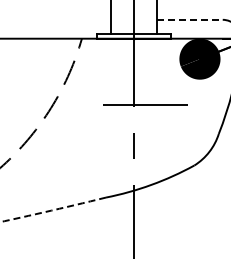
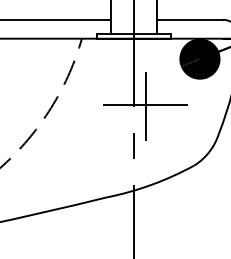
line: none -> present (56, 19)
line: dashed -> solid (190, 19)
line: none -> present (146, 106)
arc: dashed -> solid (53, 210)
